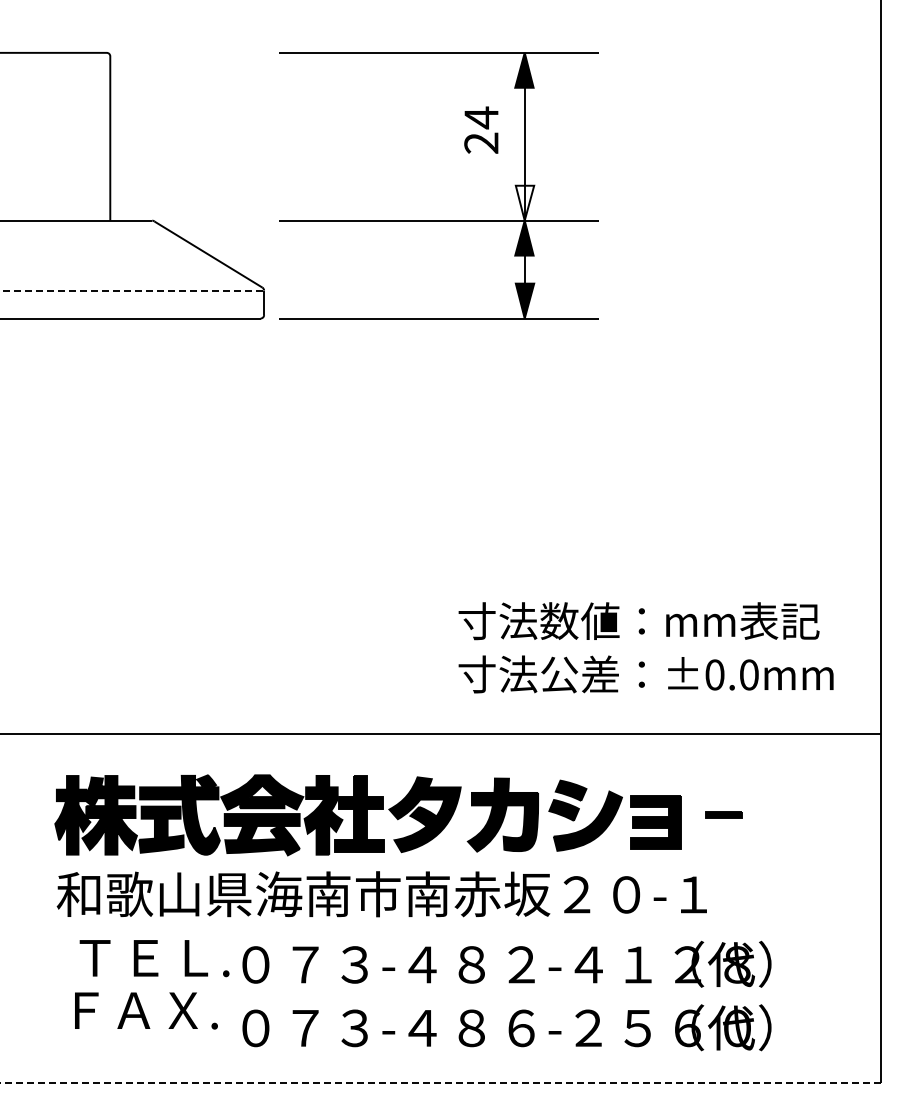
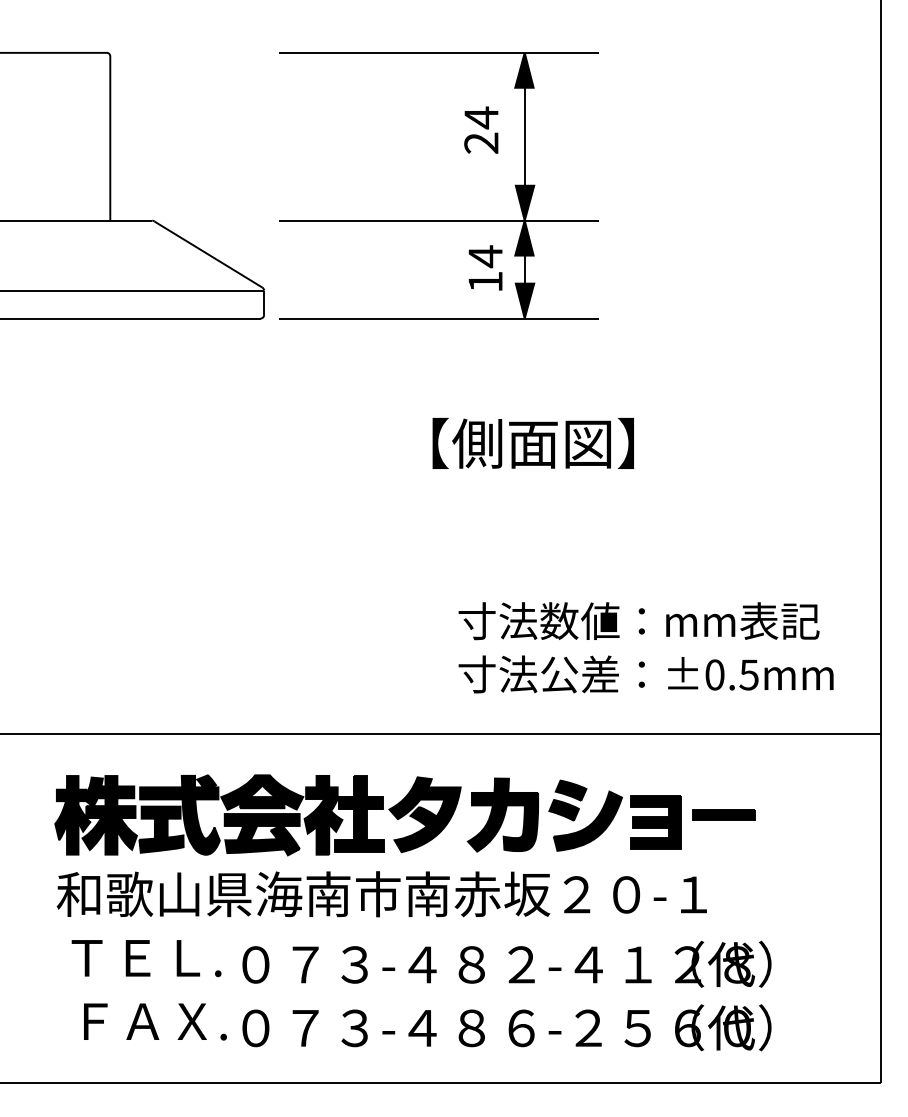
fill: none -> present (524, 202)
part: none -> present (485, 267)
line: dashed -> solid (132, 290)
part: none -> present (532, 443)
text: ±0.0mm -> ±0.5mm (748, 674)
part size: 38x8 px -> 64x12 px (723, 814)
text position: (154, 958) -> (146, 958) (146, 958)
text position: (146, 1010) -> (155, 1021) (155, 1021)
line: dashed -> solid (440, 1083)
